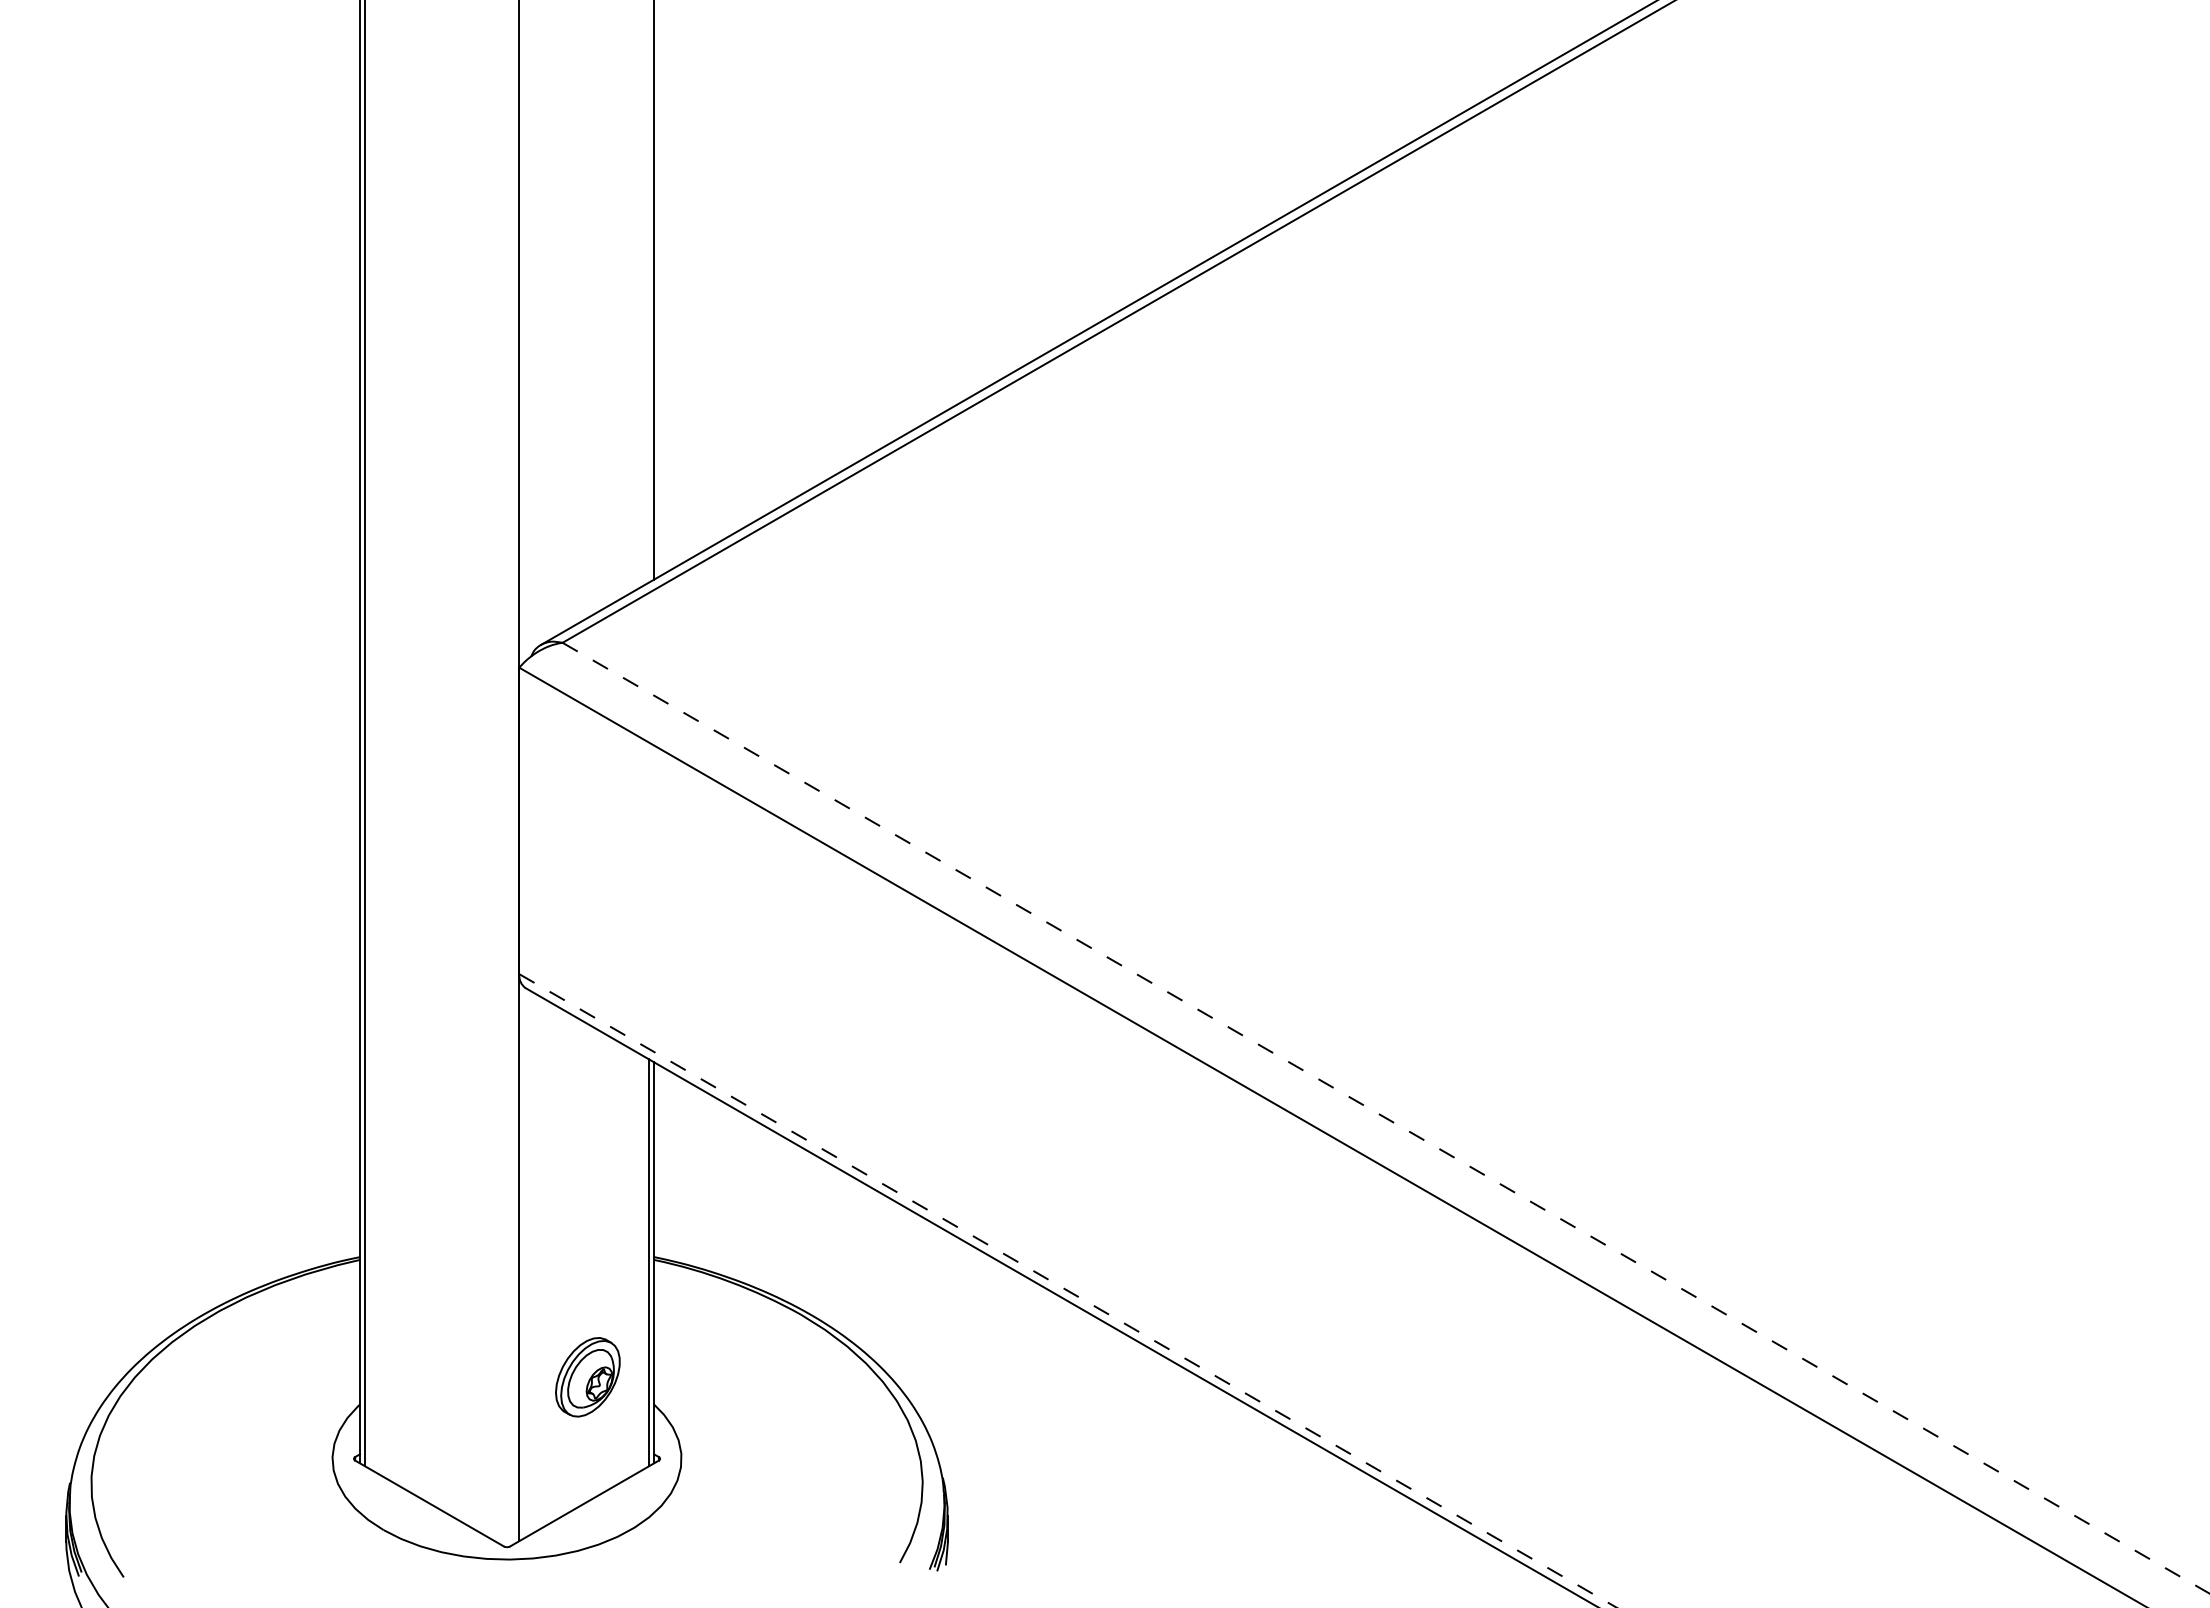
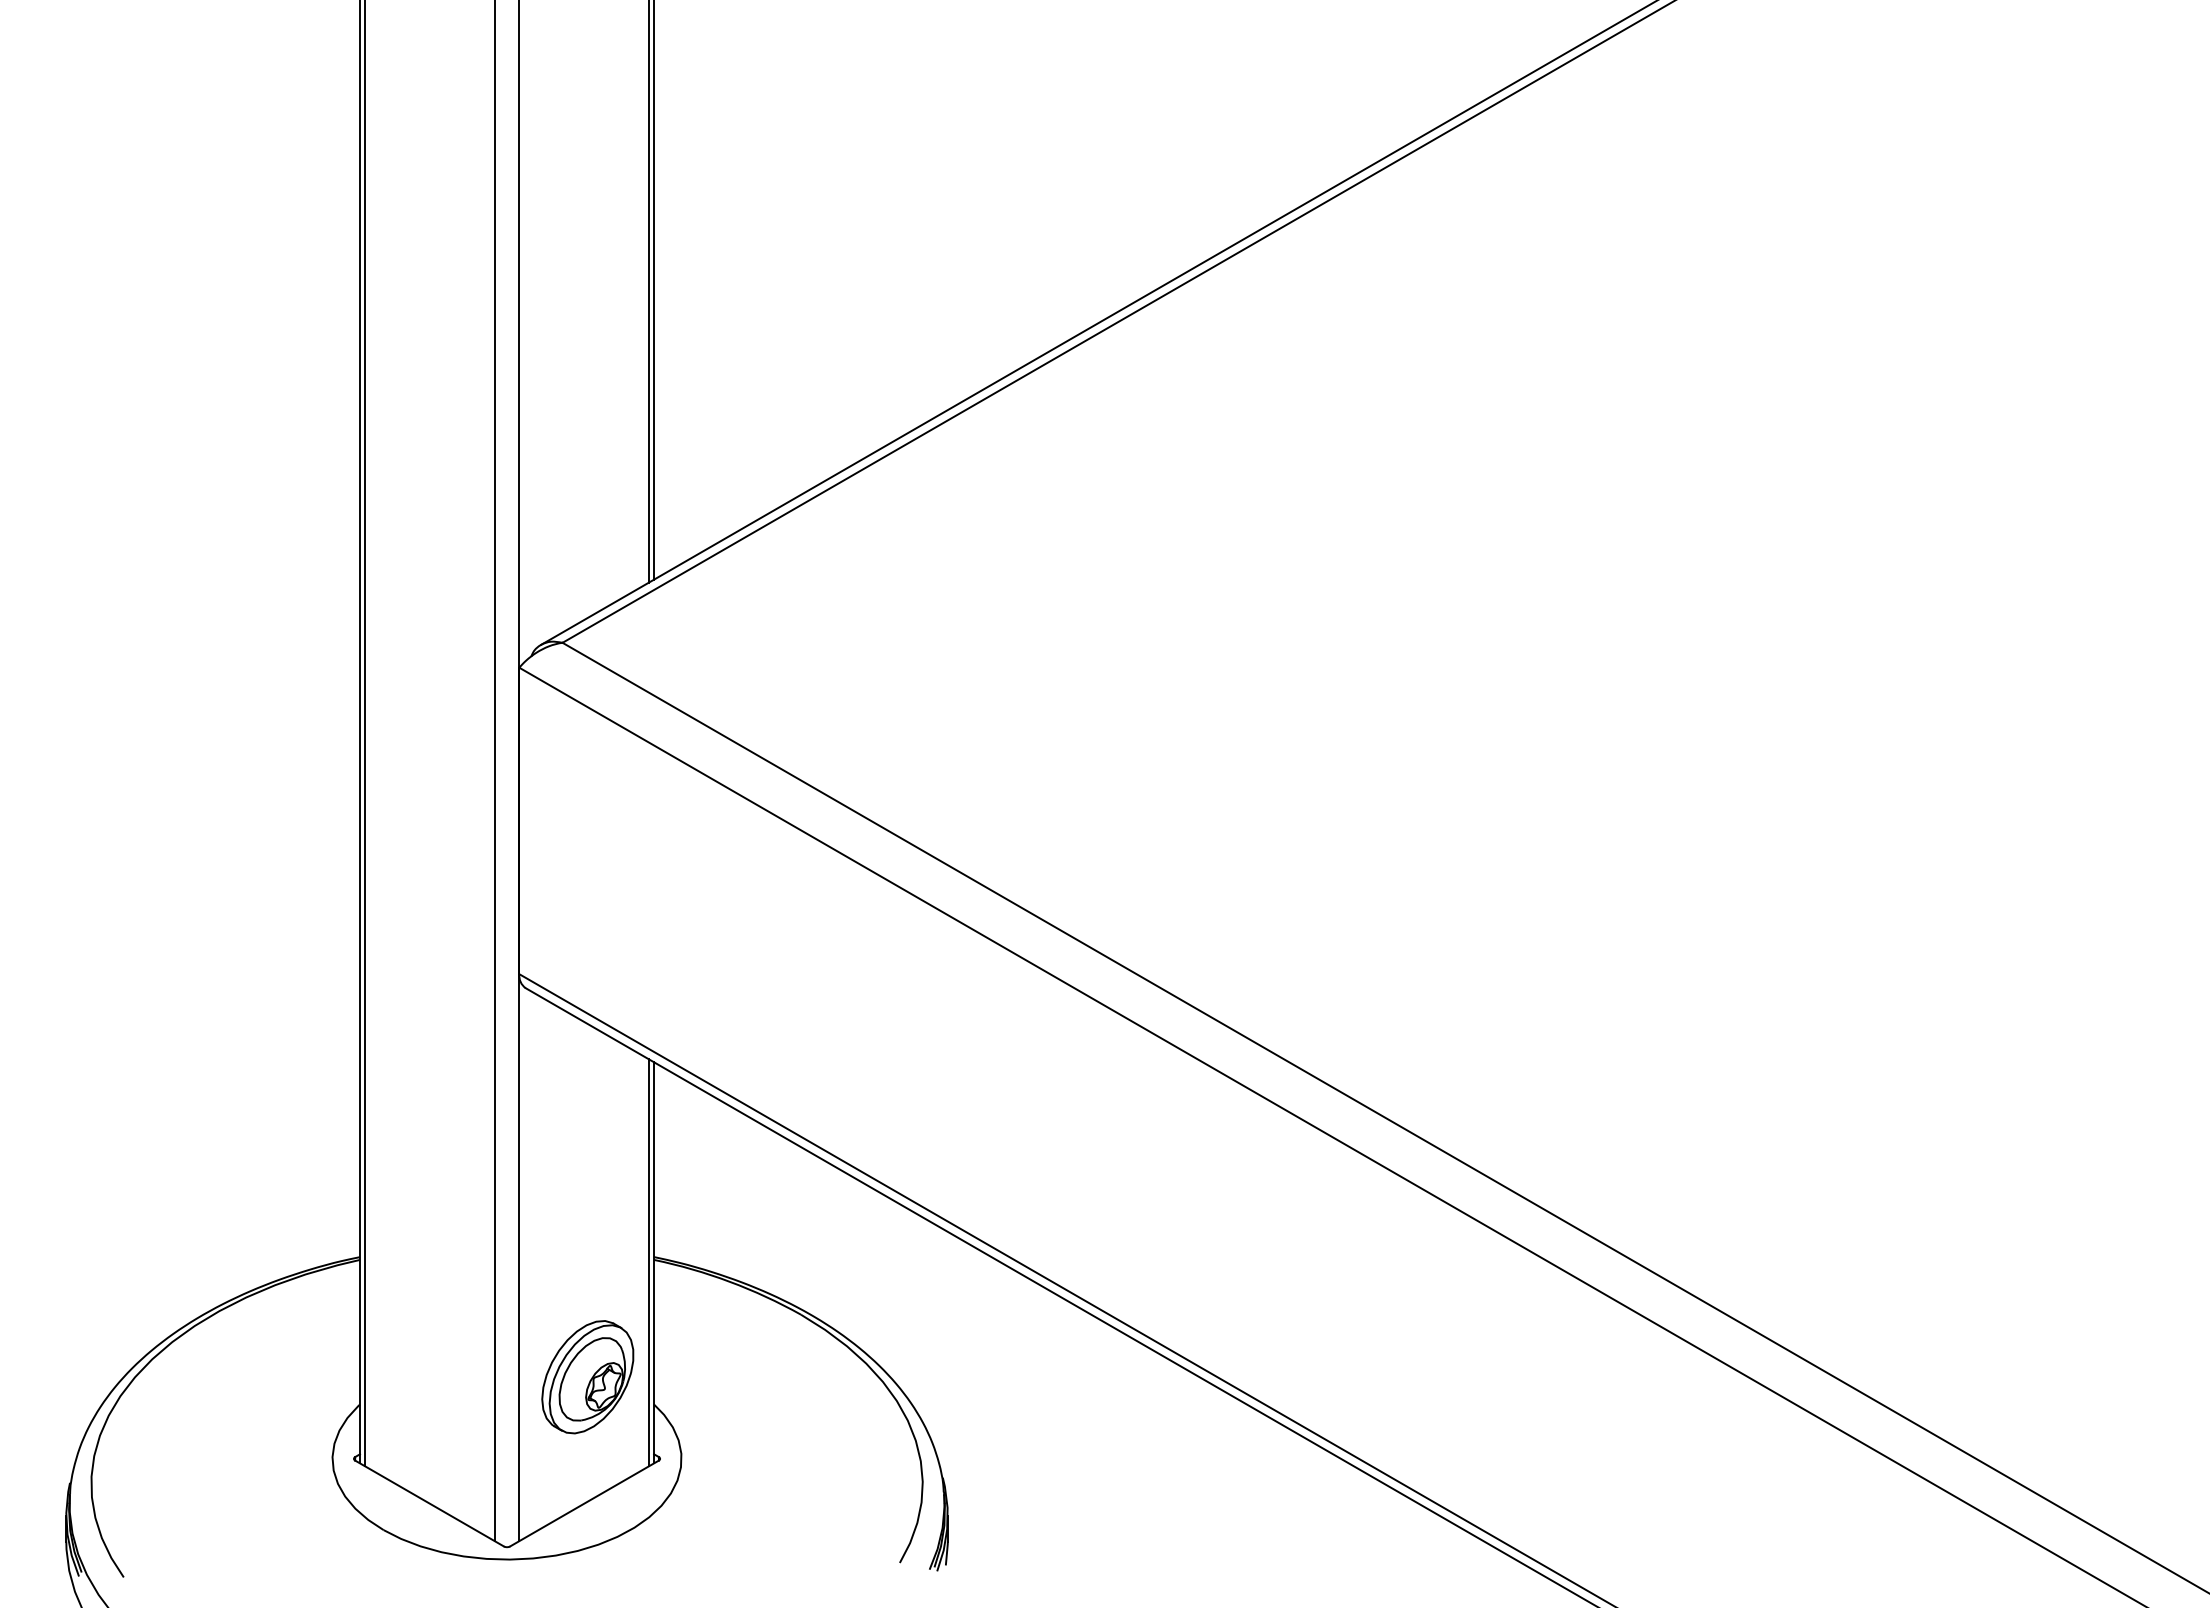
line: none -> present (649, 292)
line: none -> present (494, 771)
line: dashed -> solid (1386, 1118)
line: dashed -> solid (1068, 1291)
part size: 66x81 px -> 94x115 px (587, 1377)
